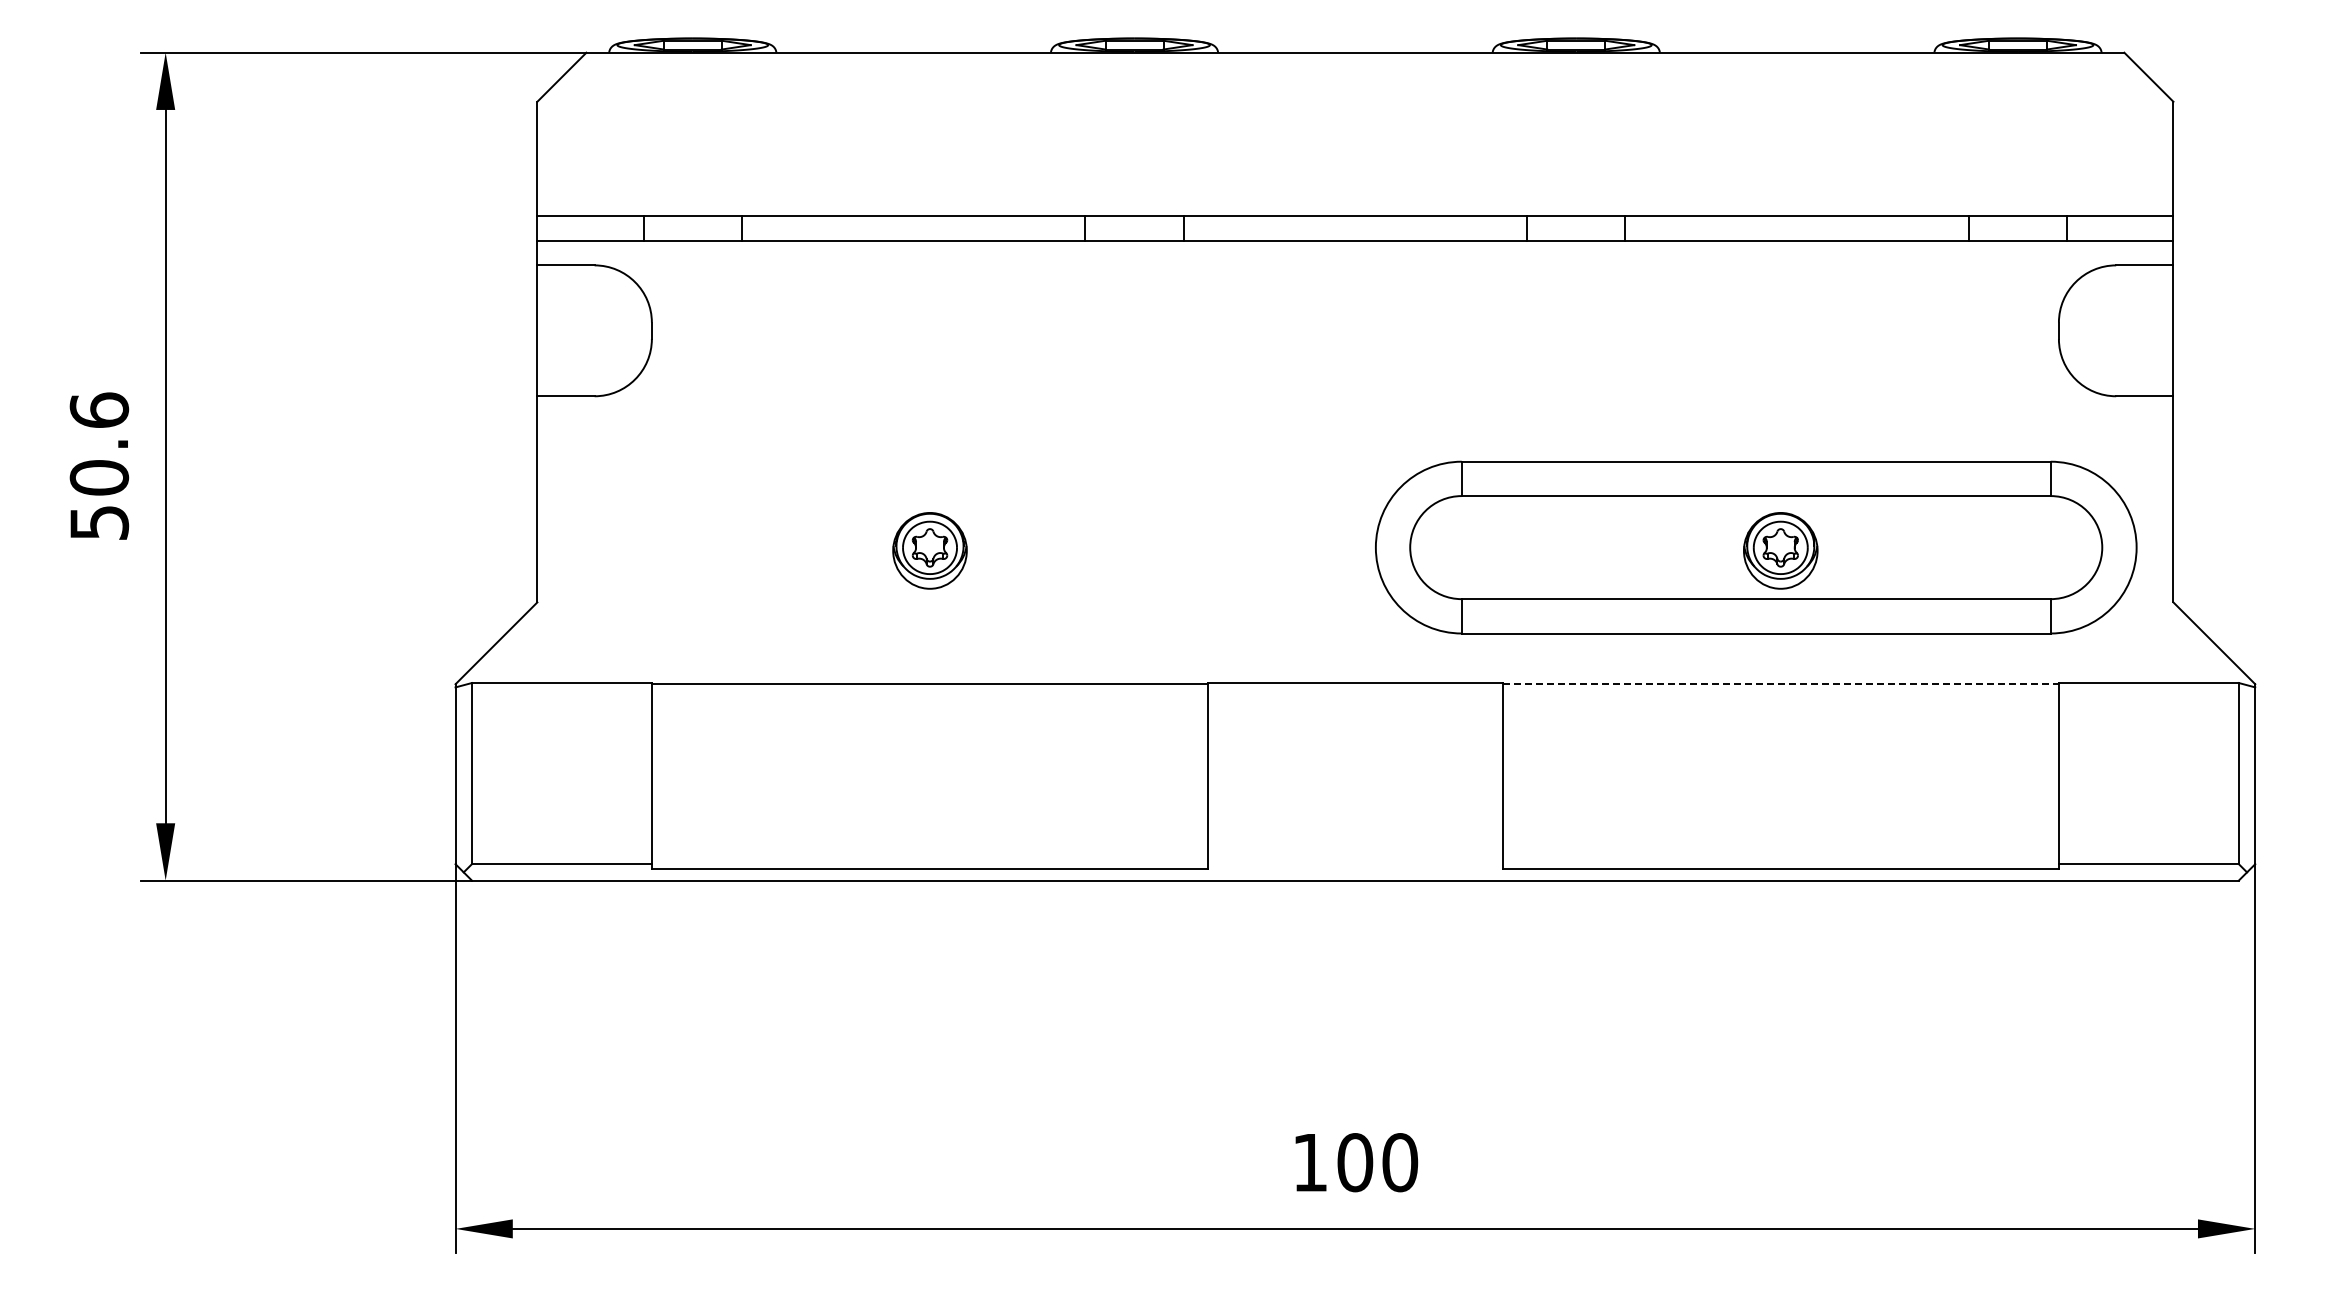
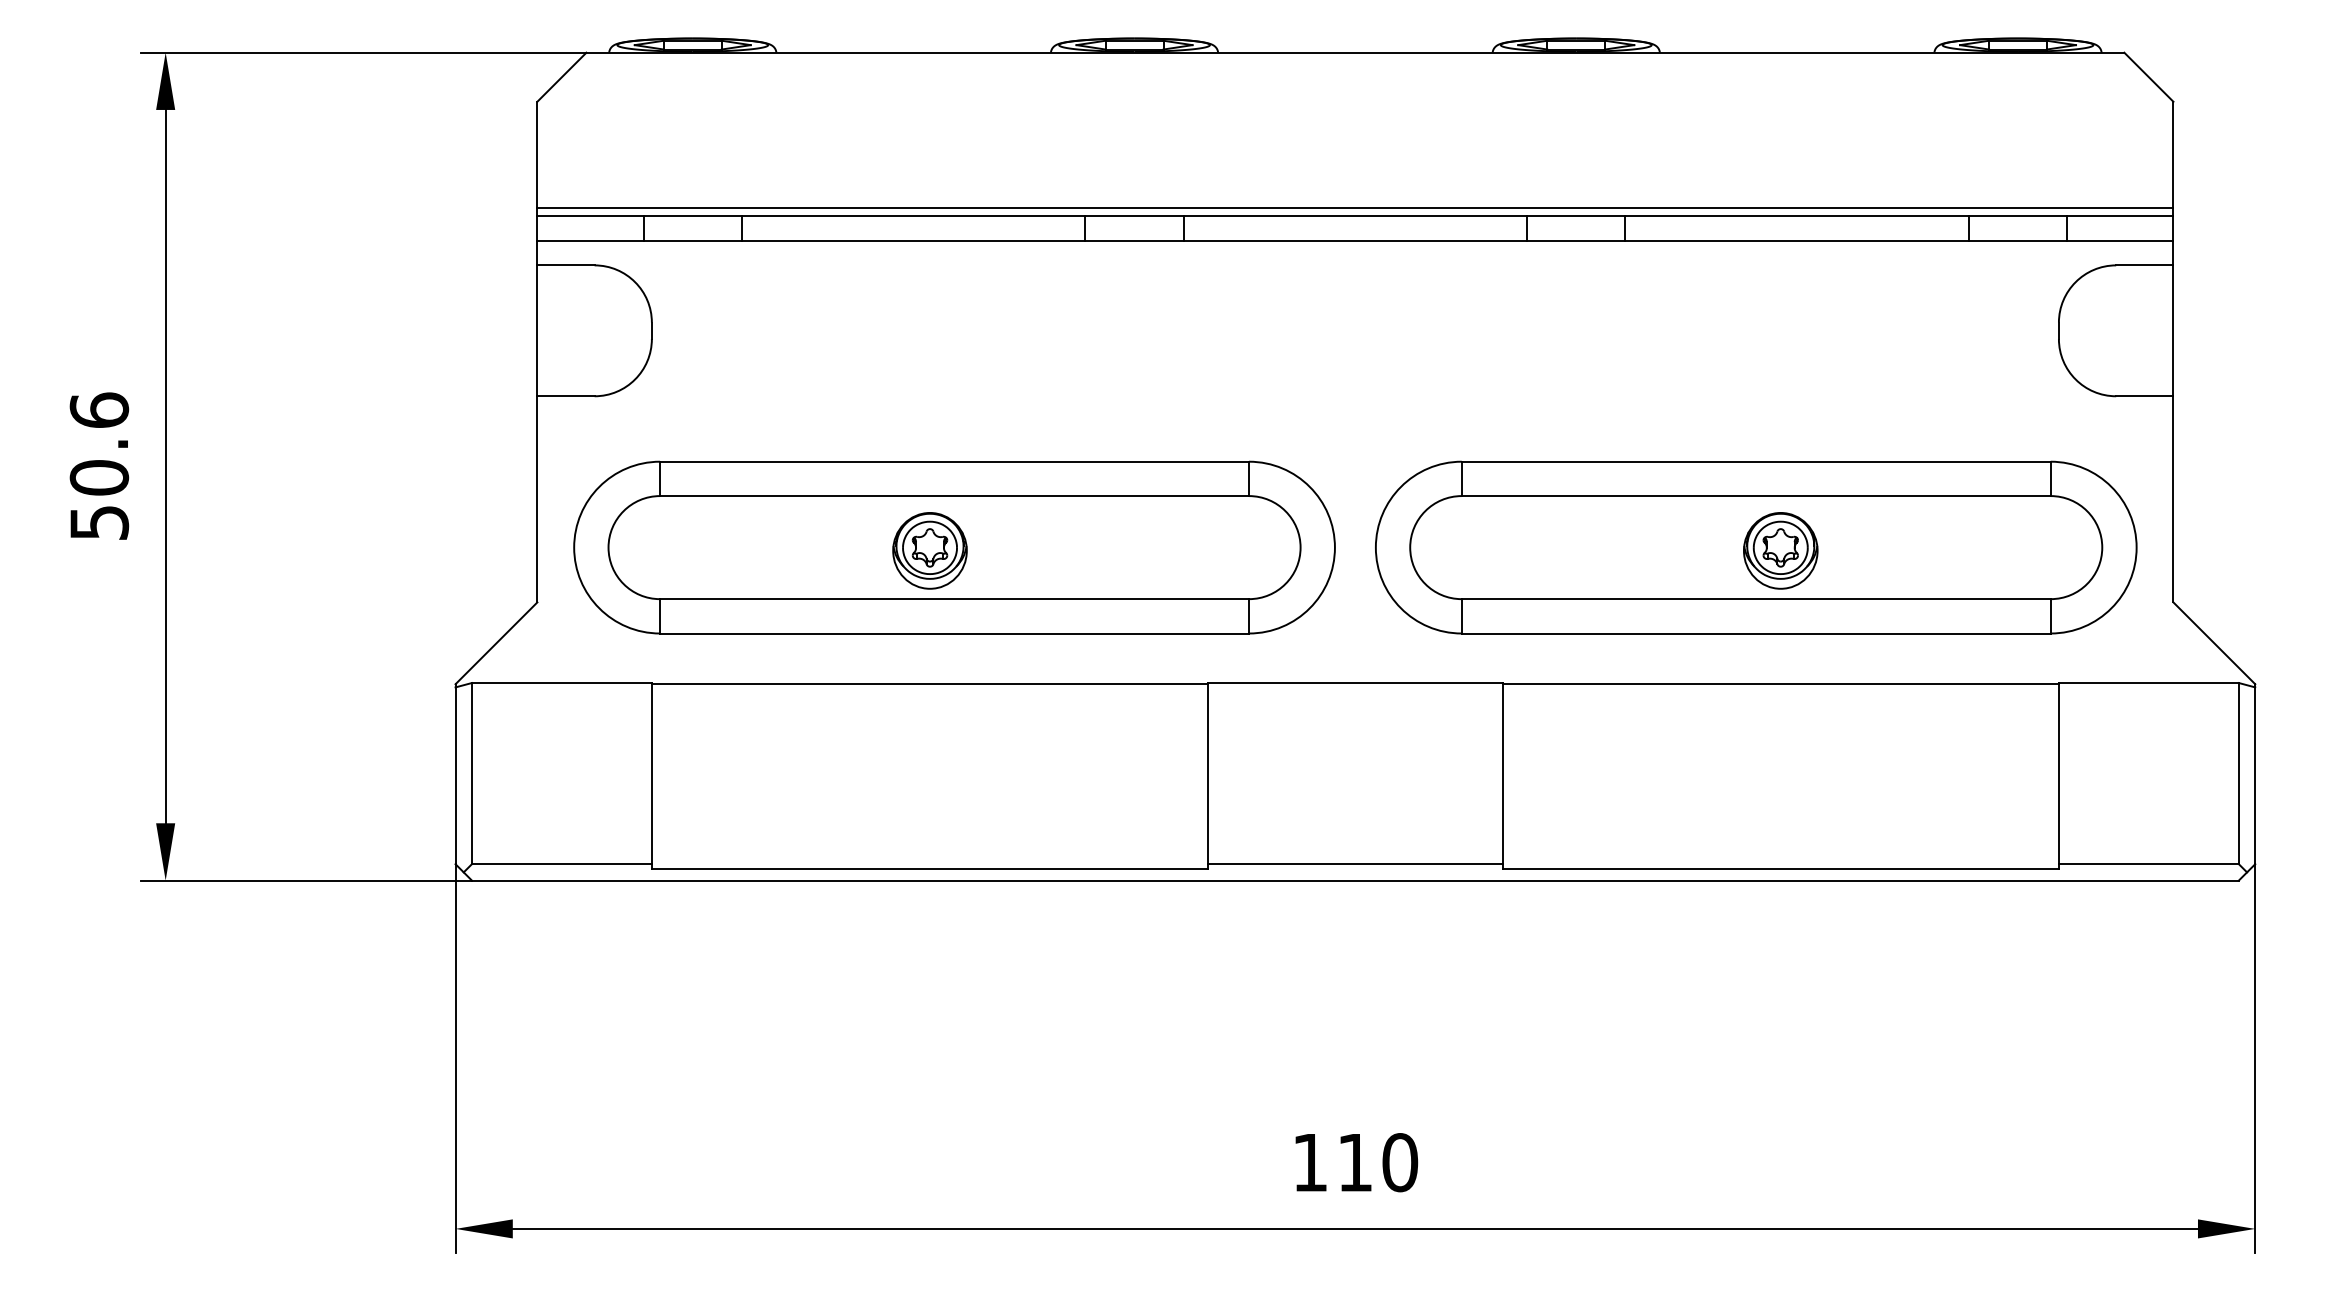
line: none -> present (1355, 207)
part: none -> present (954, 547)
line: dashed -> solid (1781, 684)
line: none -> present (1355, 864)
text: 100 -> 110 (1355, 1162)
